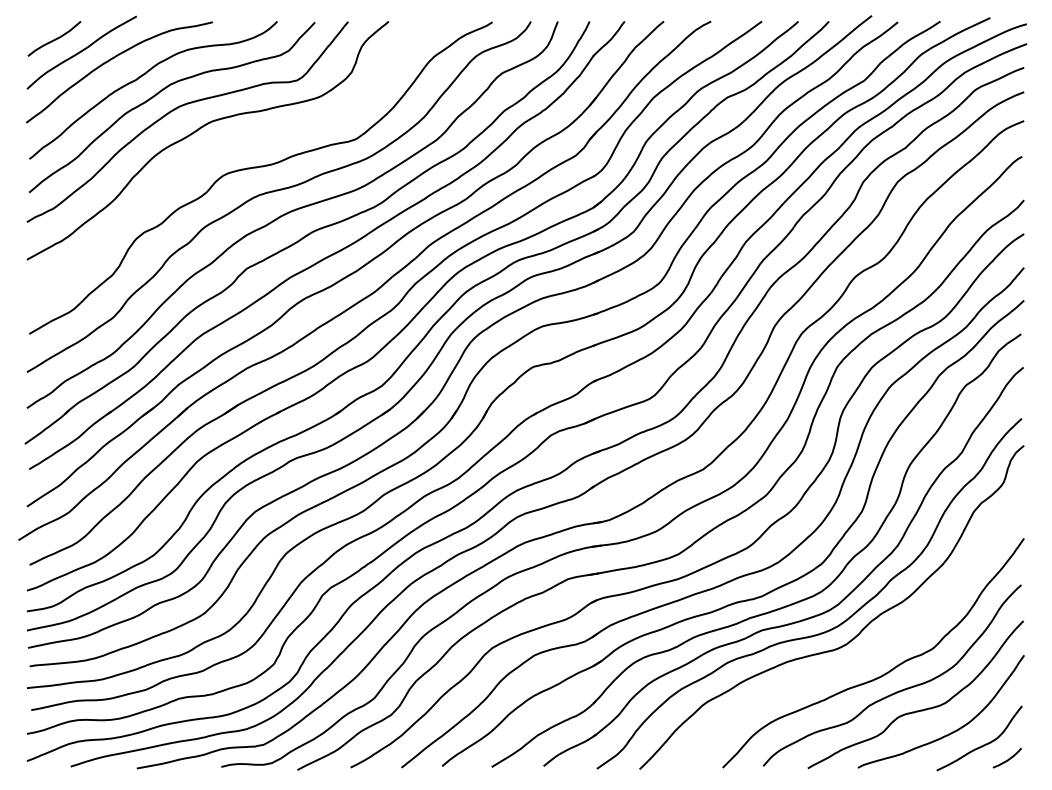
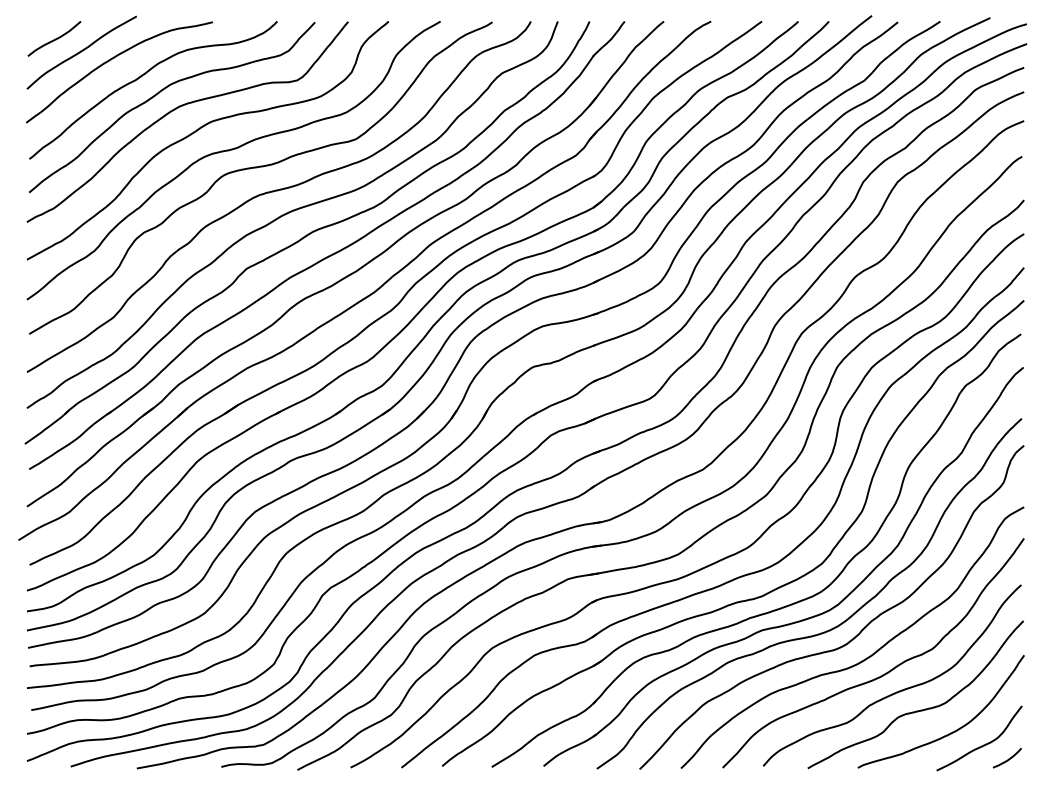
curve: none -> present (229, 151)
curve: none -> present (866, 657)
